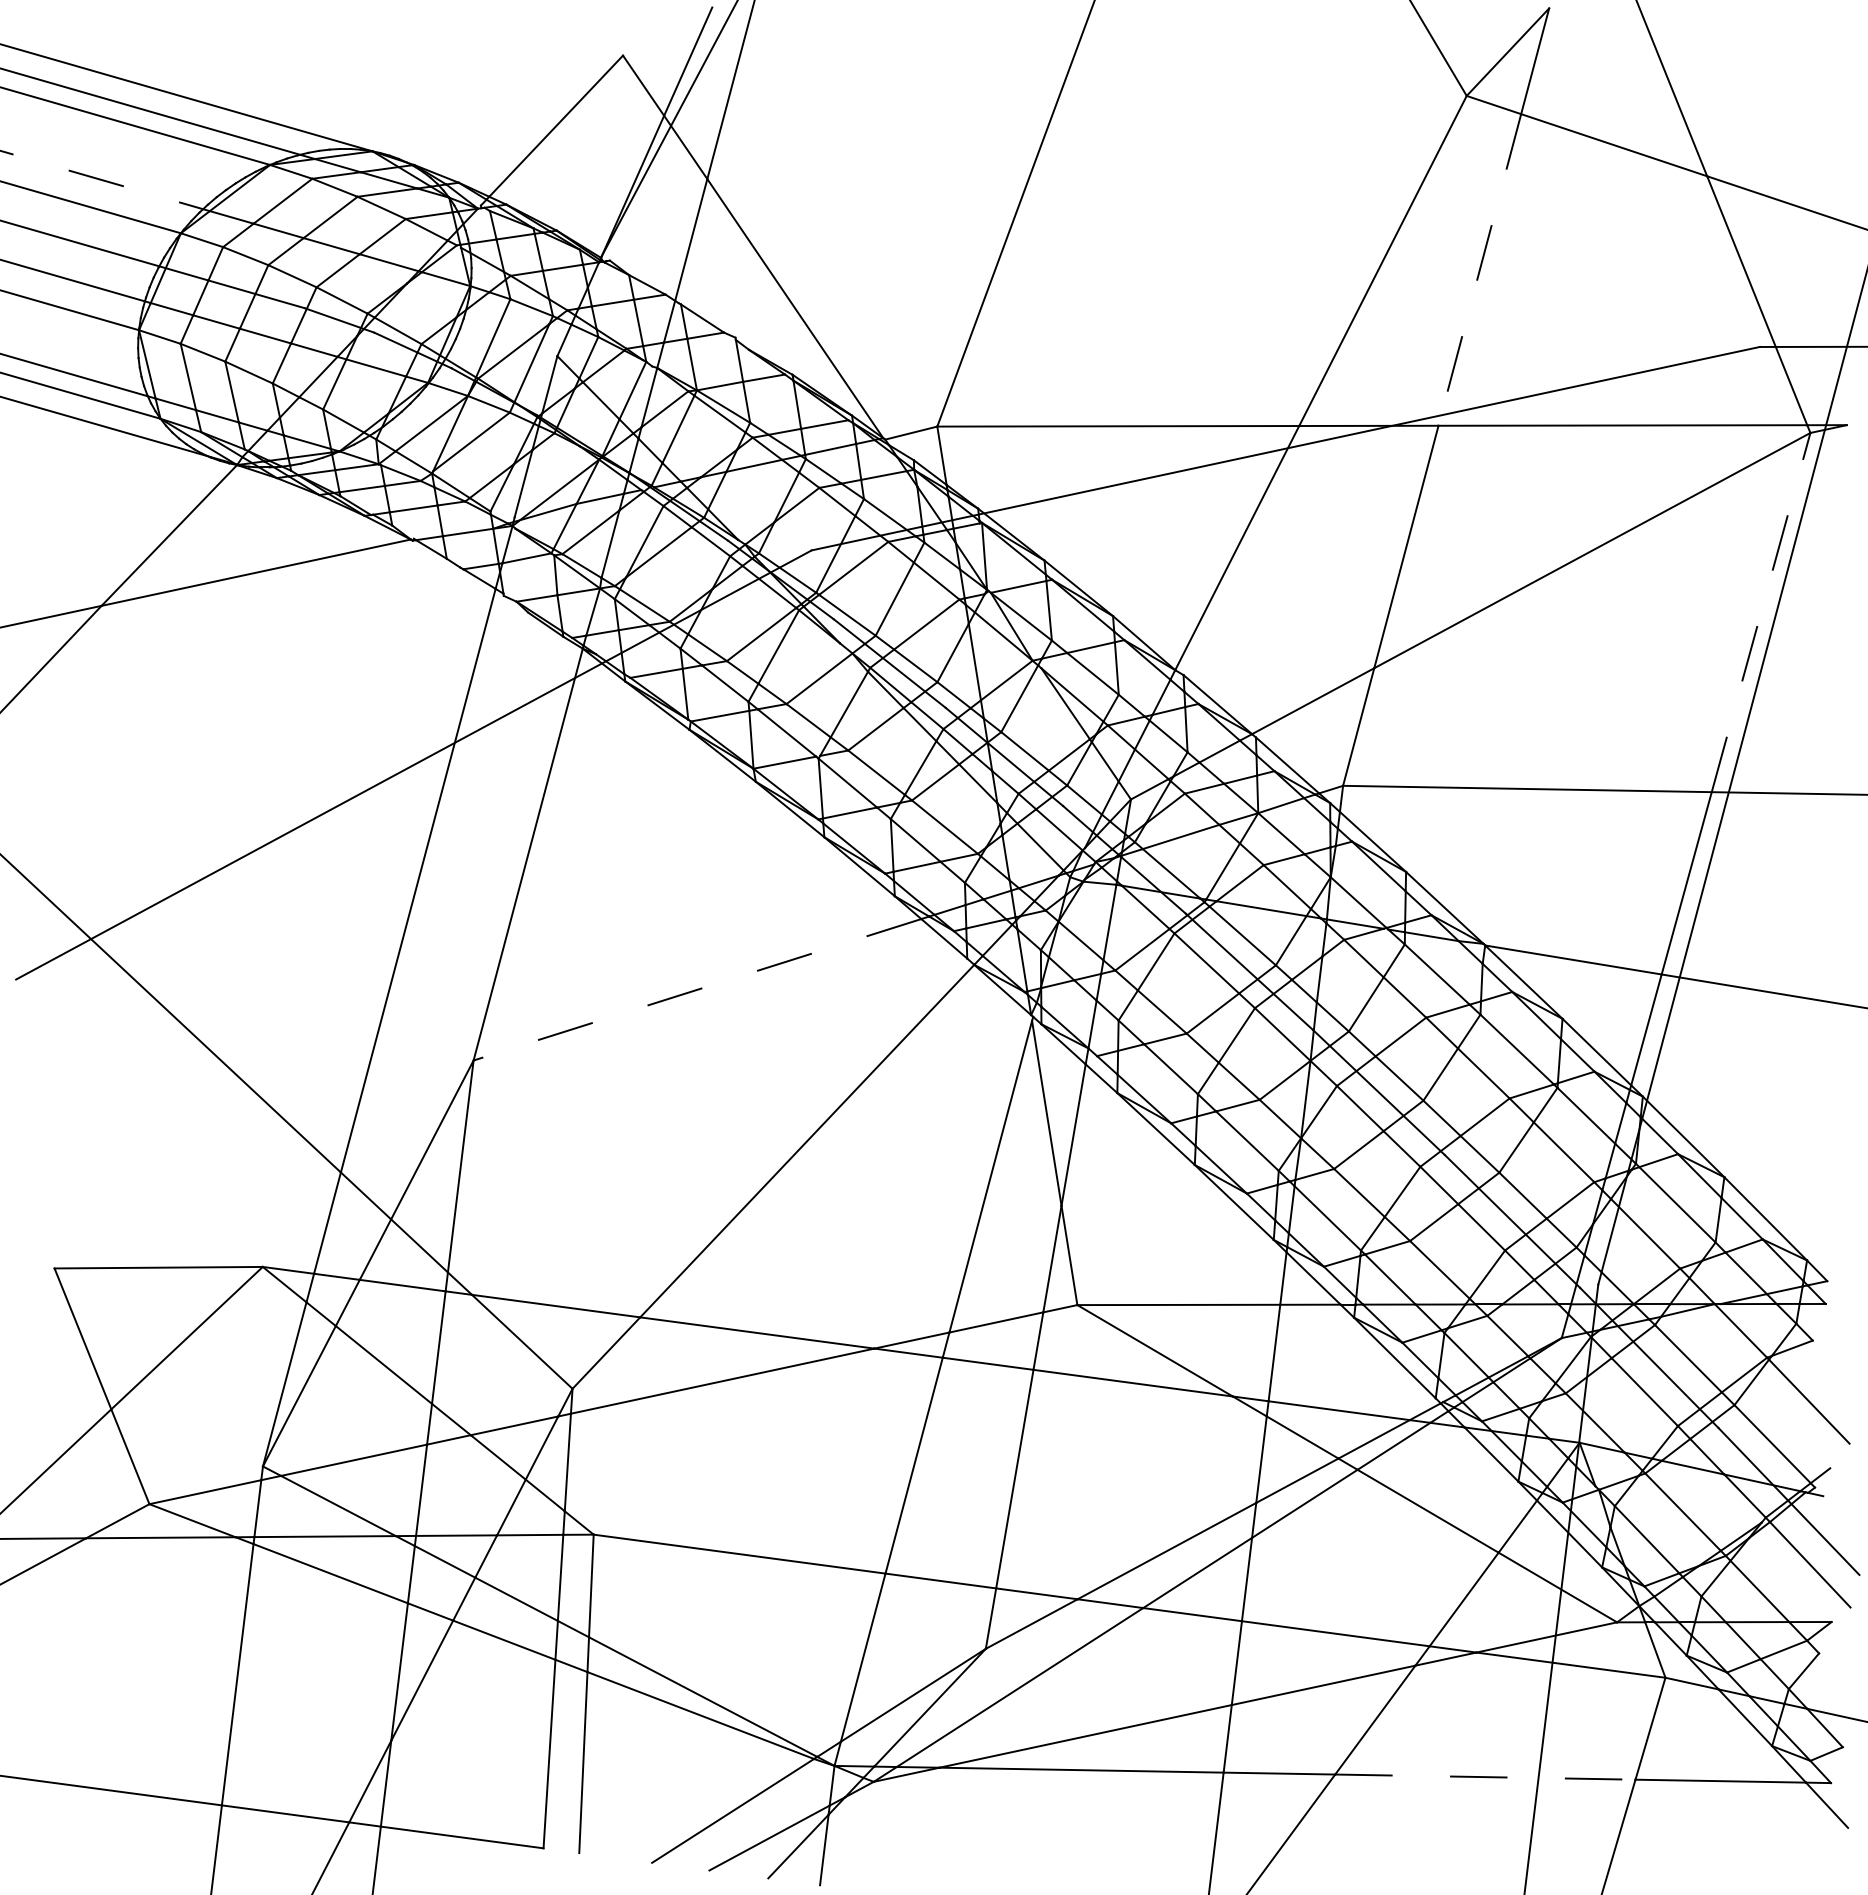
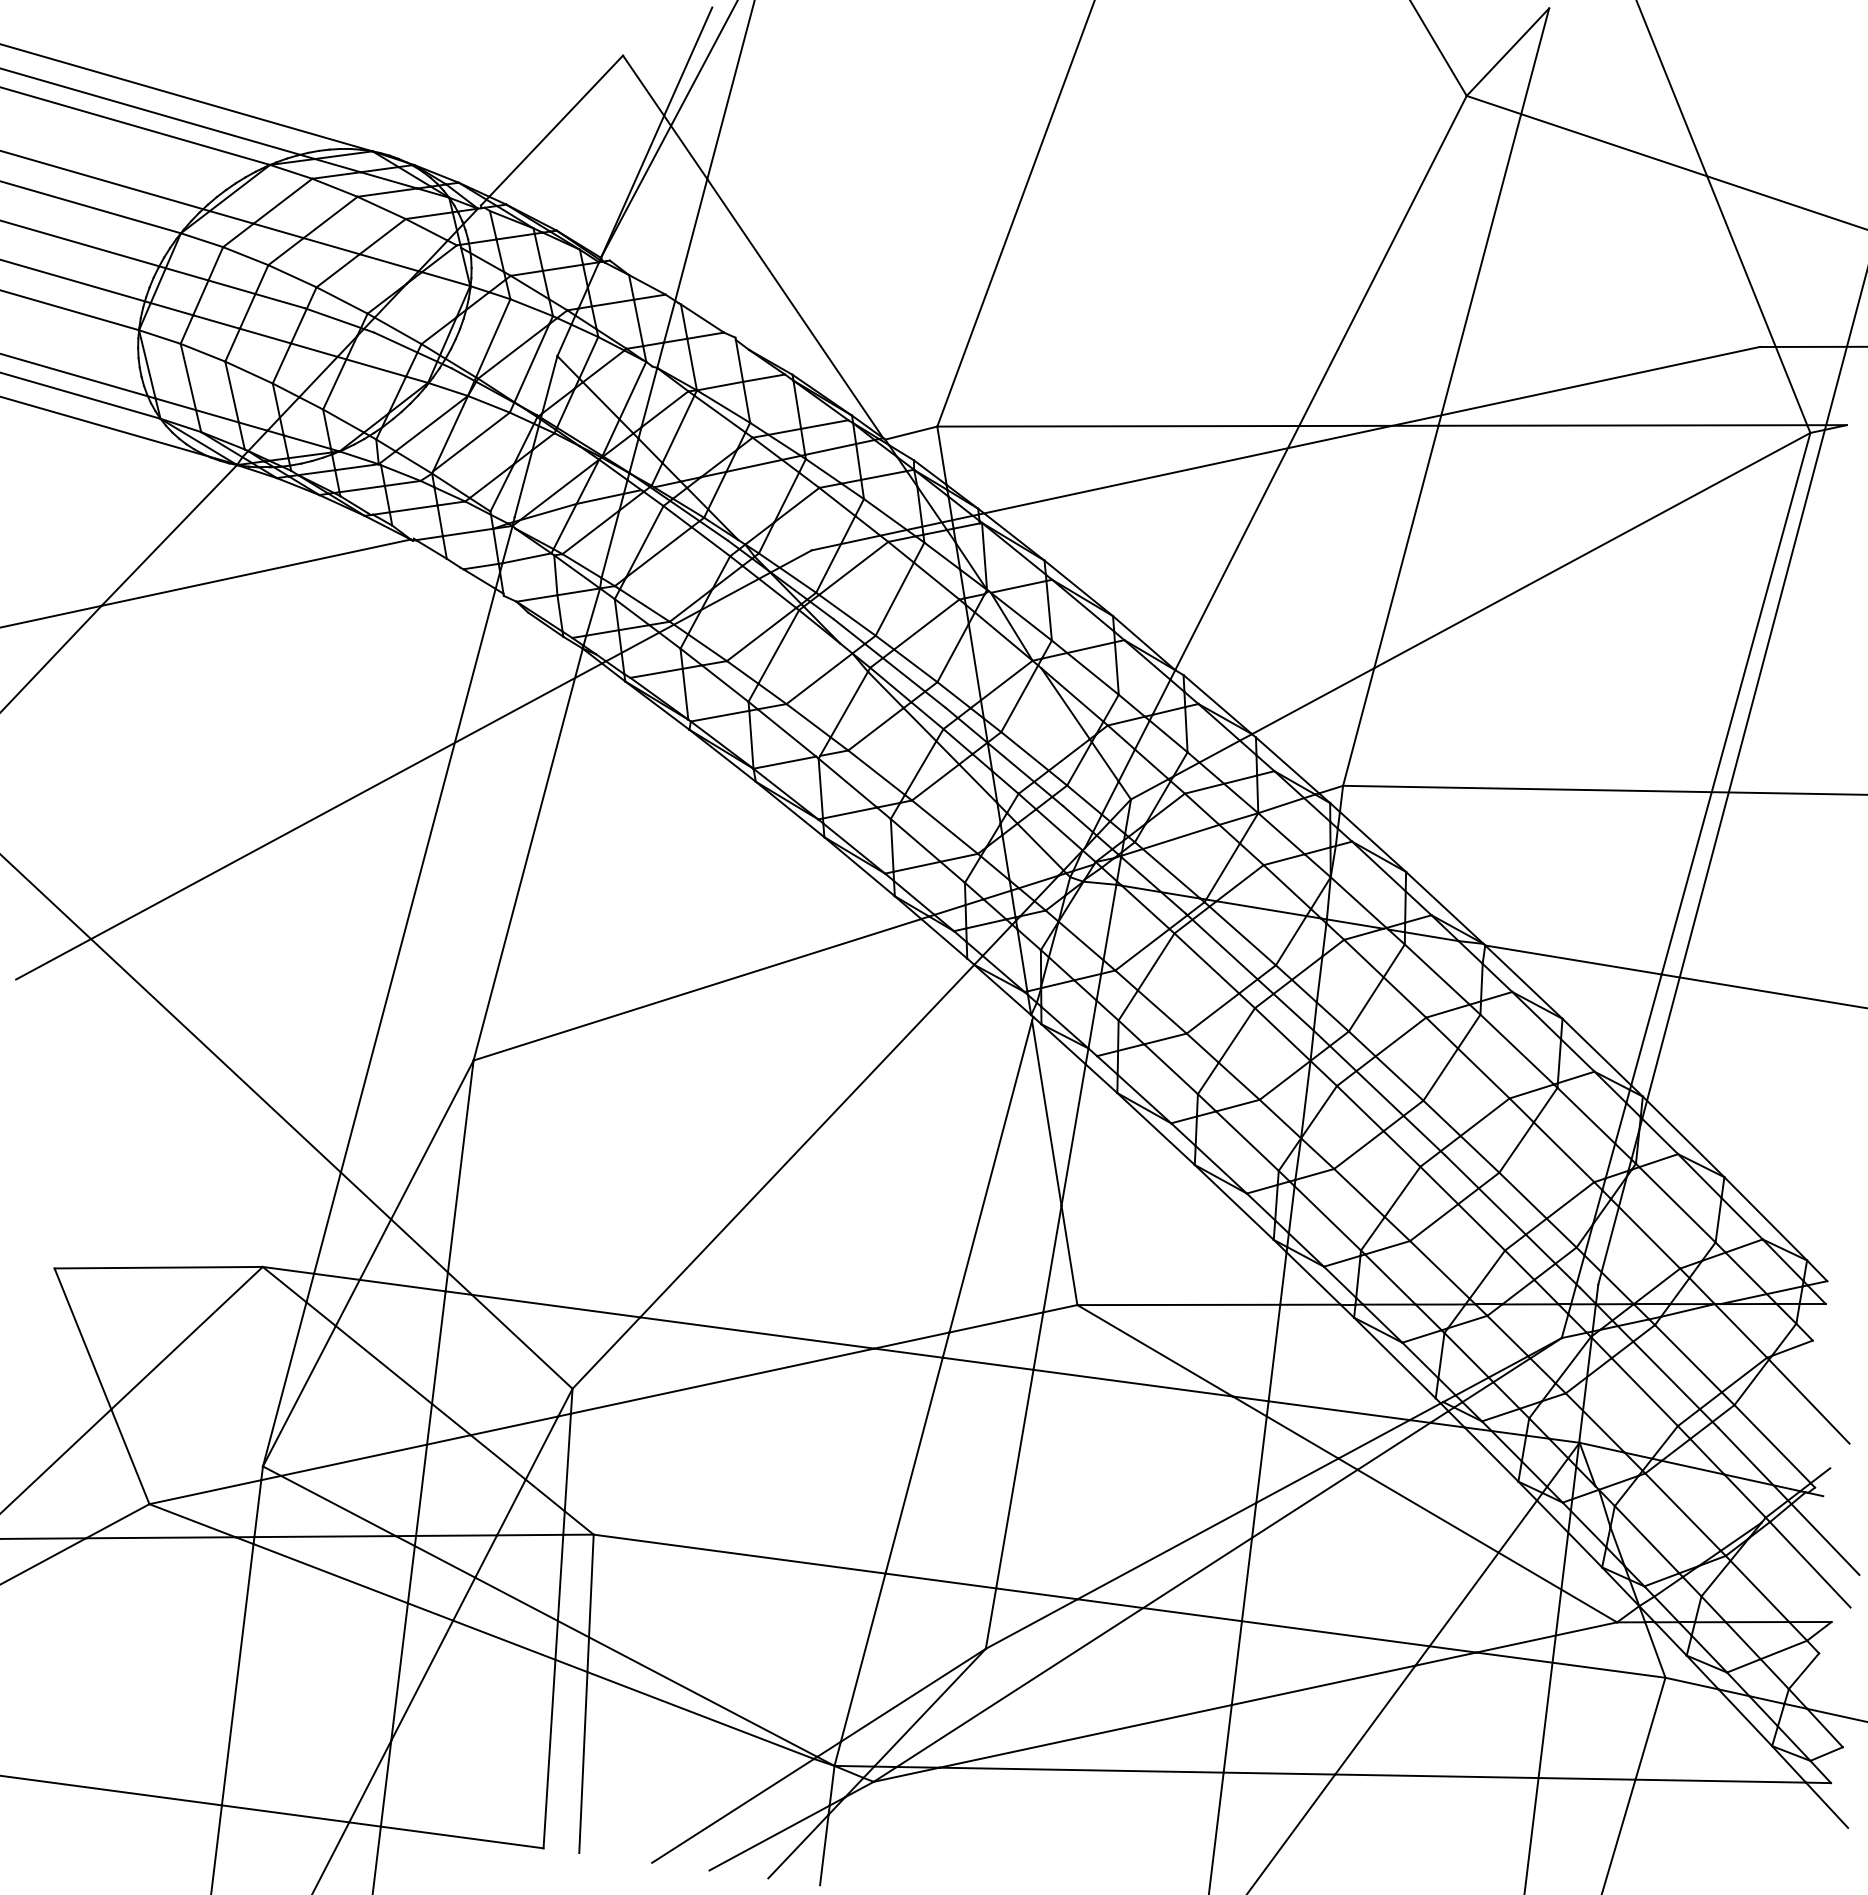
line: dashed -> solid (105, 181)
line: dashed -> solid (1479, 270)
line: dashed -> solid (1761, 612)
line: dashed -> solid (697, 989)
line: dashed -> solid (1485, 1777)
